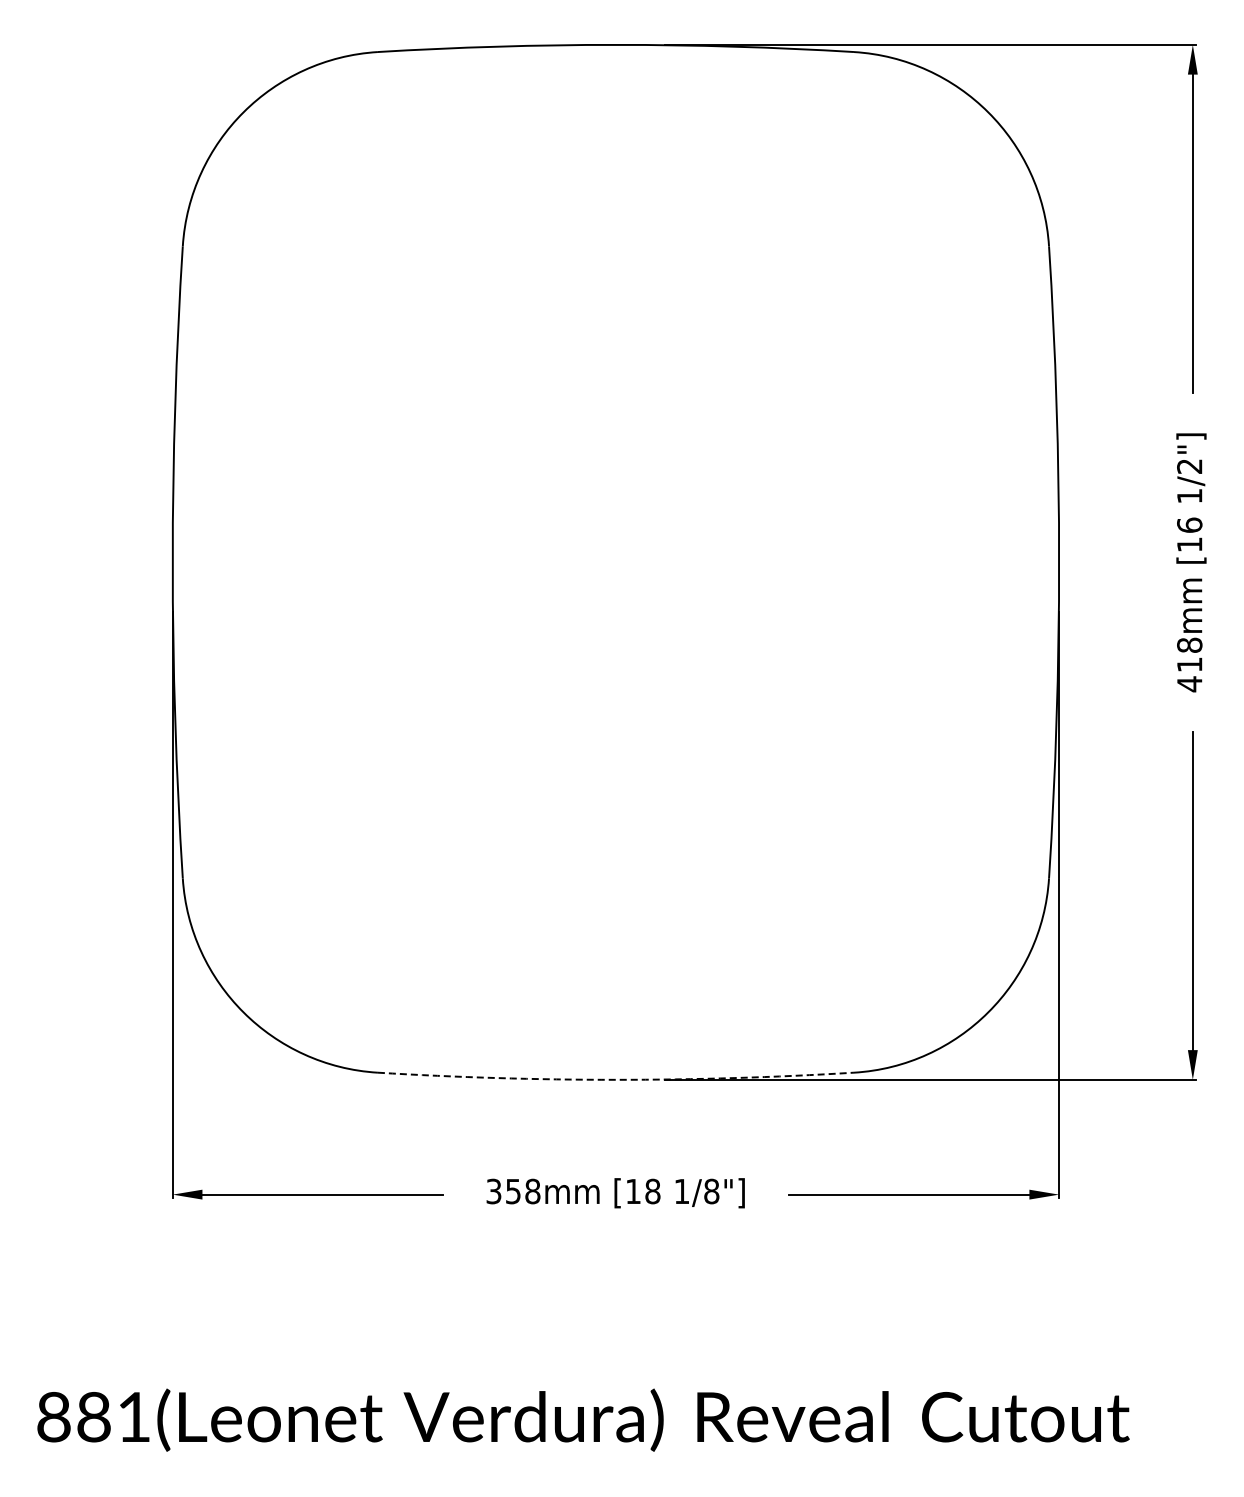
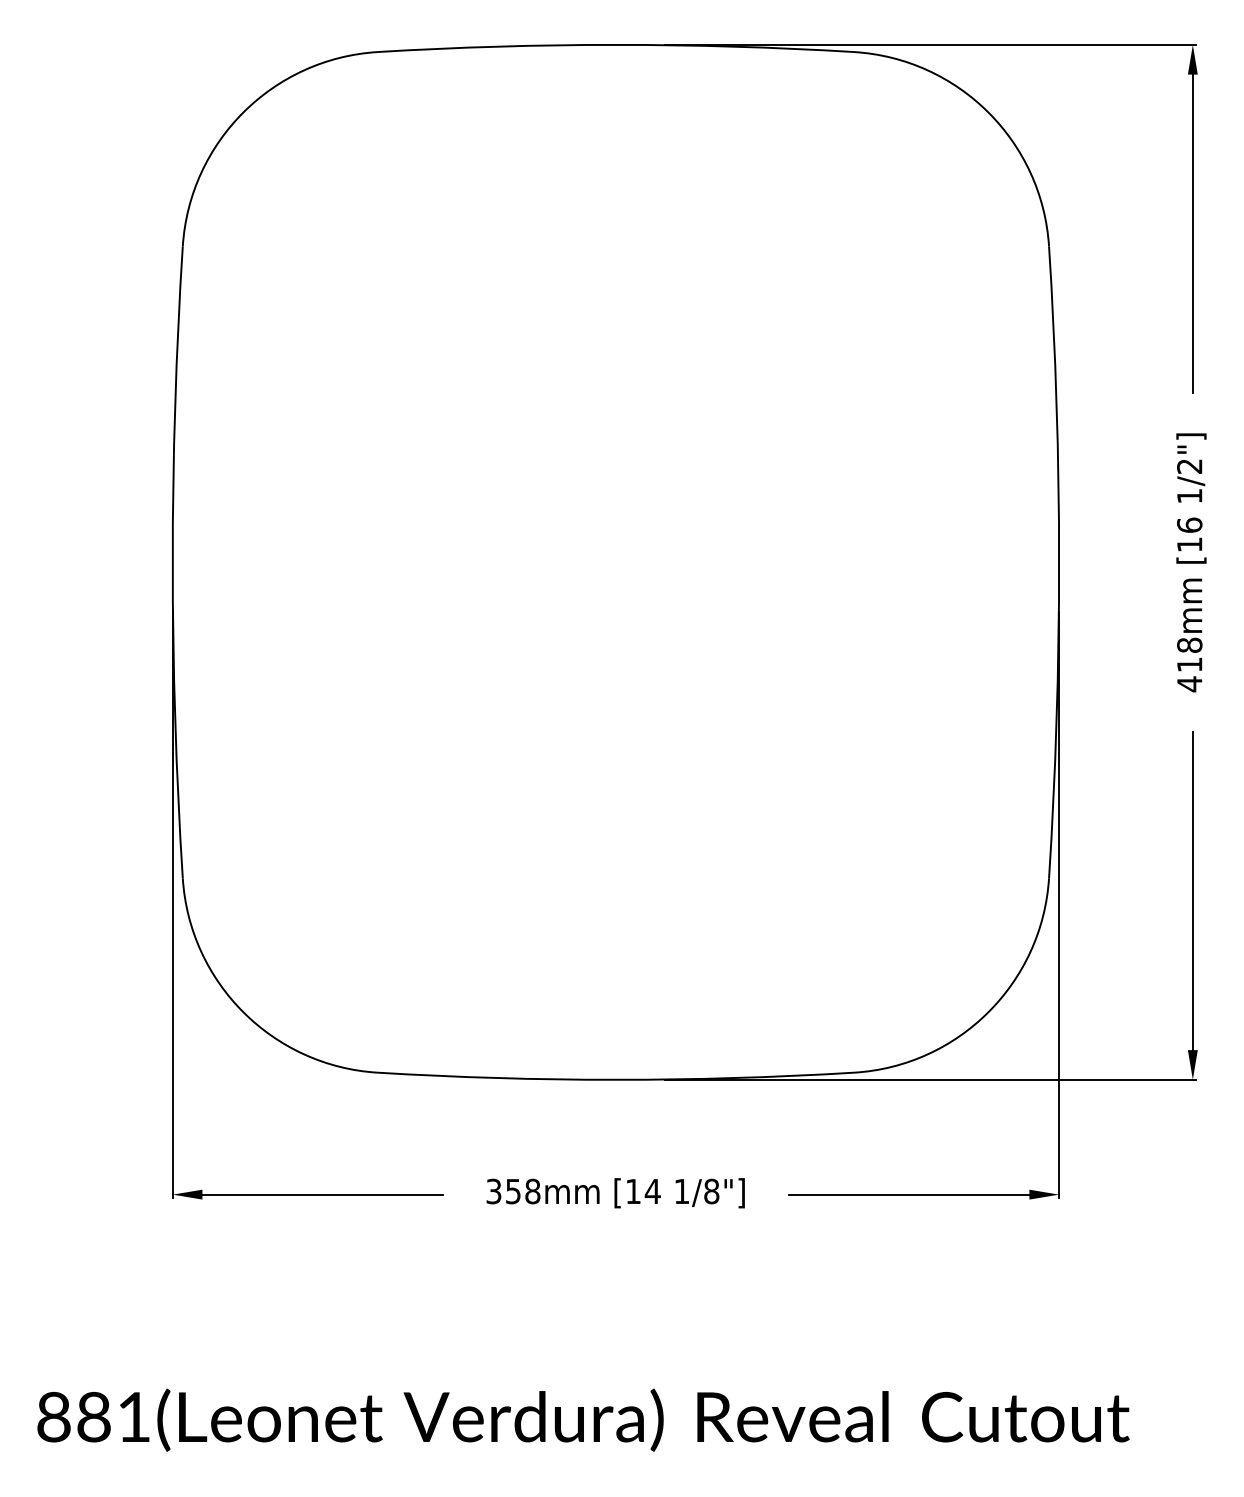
arc: dashed -> solid (615, 1079)
text: [18 -> [14 (652, 1191)
